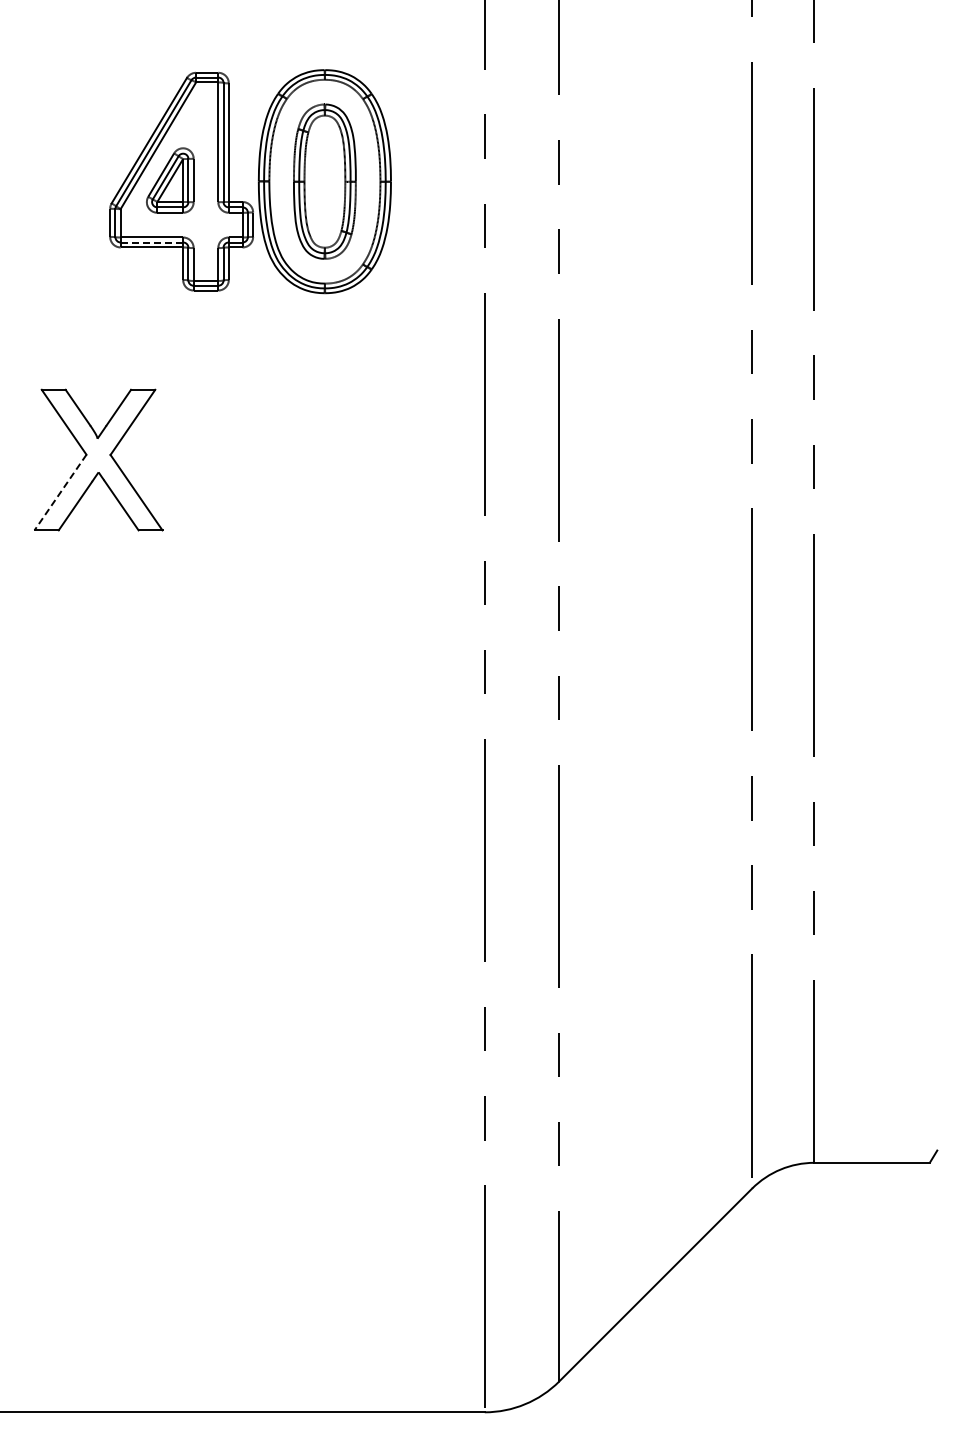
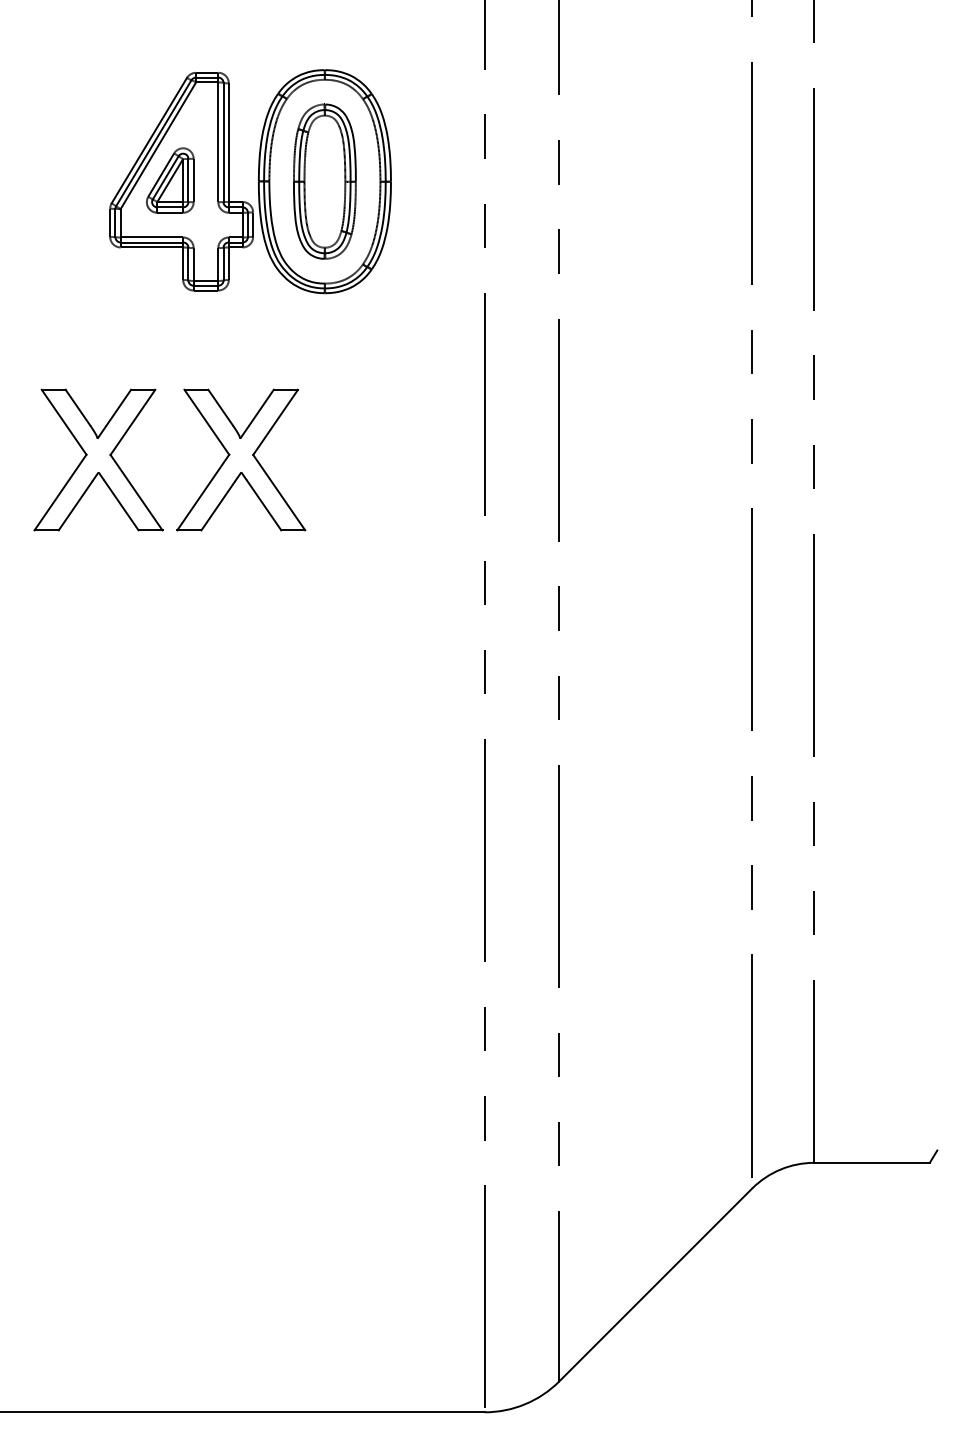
line: dashed -> solid (151, 242)
part: none -> present (241, 459)
line: dashed -> solid (60, 492)
